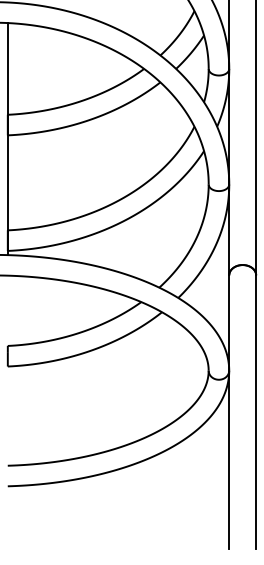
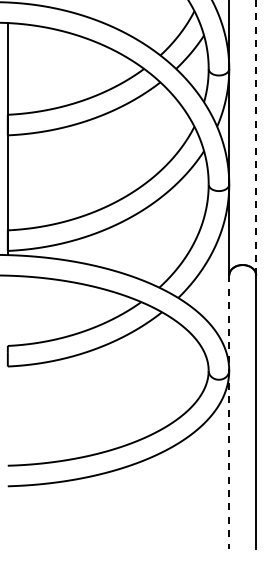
line: solid -> dashed (256, 137)
line: solid -> dashed (229, 412)
